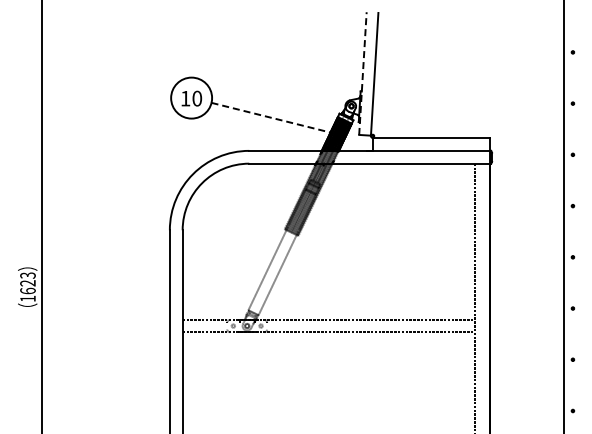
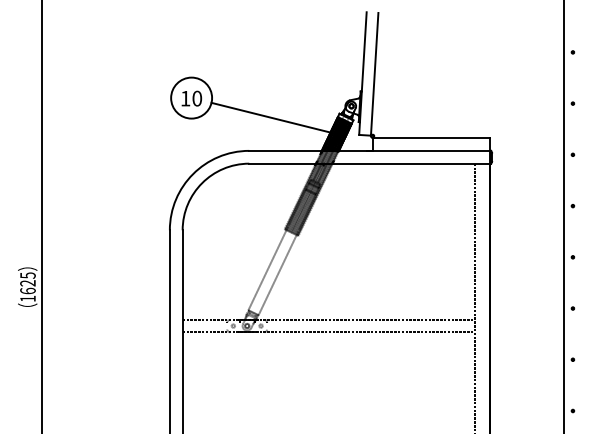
line: dashed -> solid (362, 73)
line: dashed -> solid (275, 118)
text: 1623 -> 1625 (27, 275)
